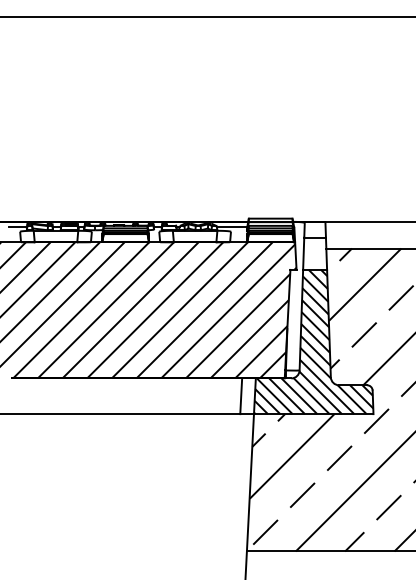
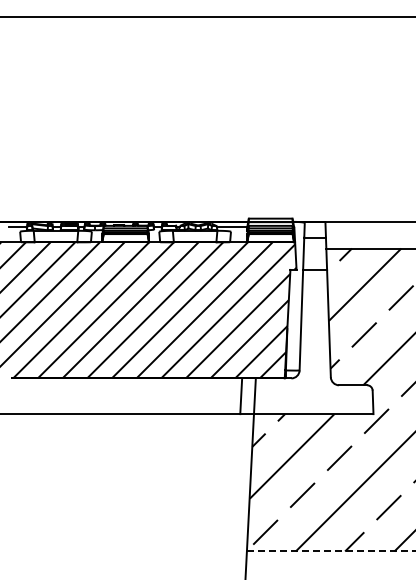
hatch: present -> none (313, 341)
line: solid -> dashed (331, 551)
